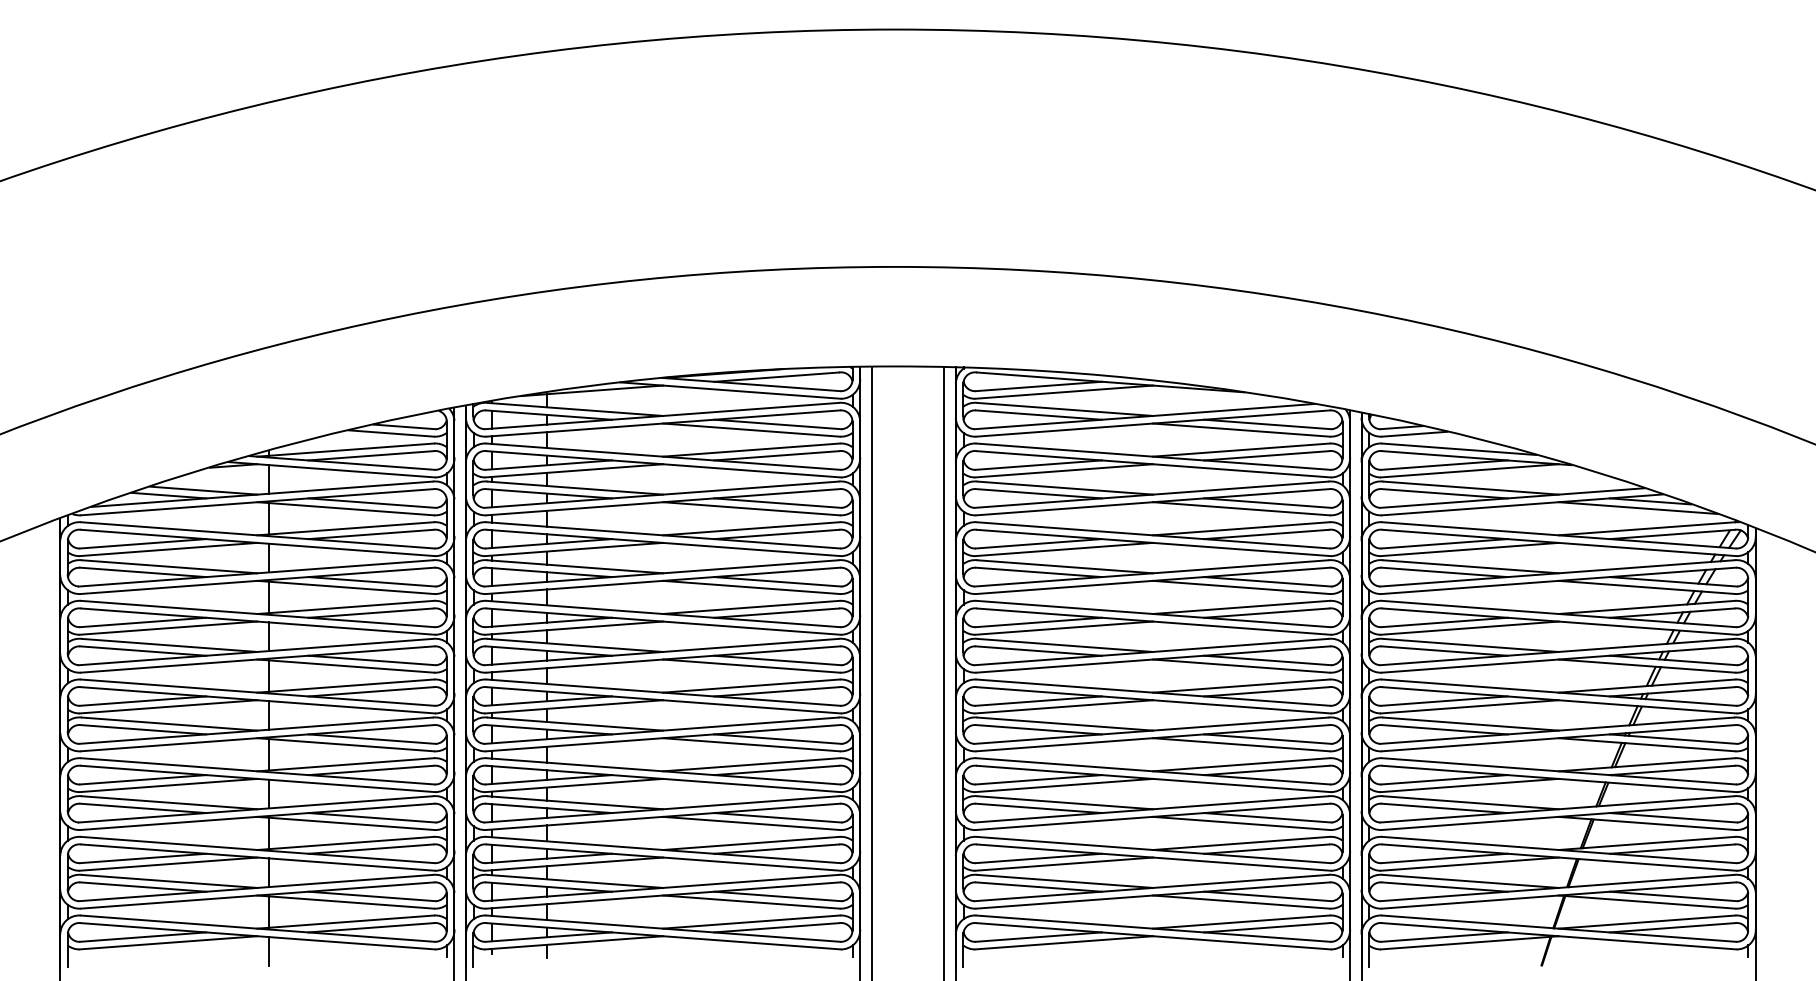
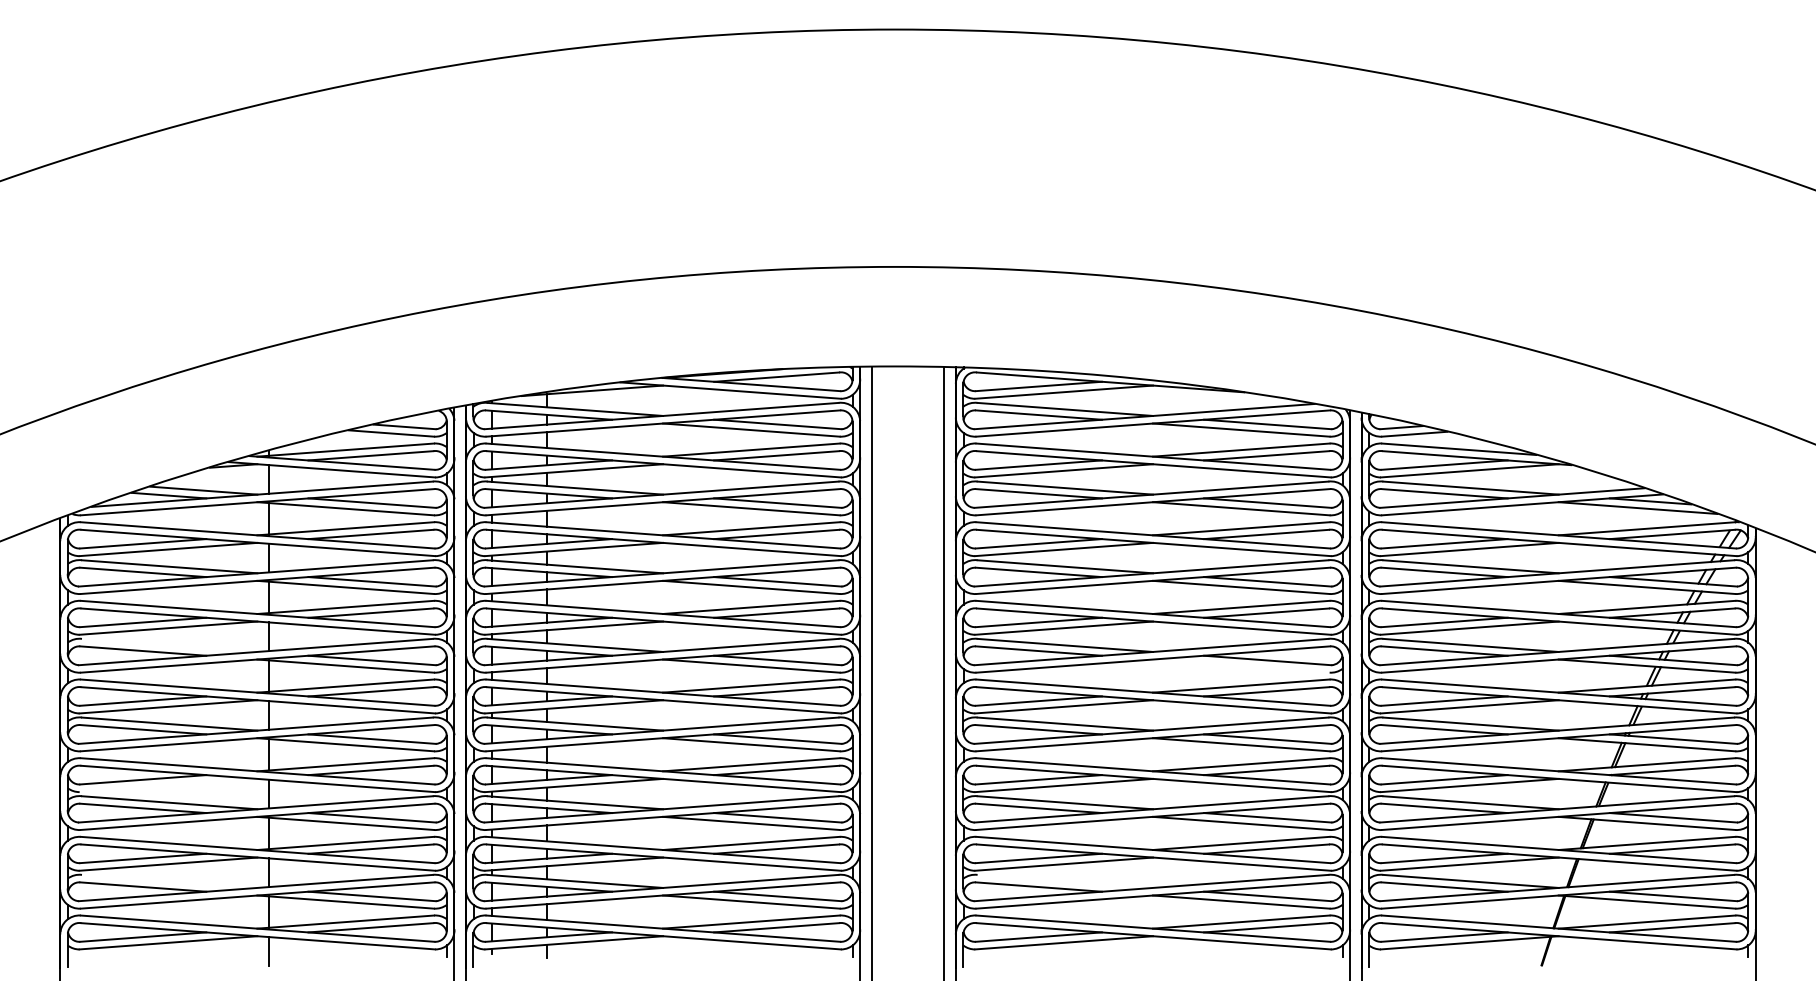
line: present -> none (169, 644)
line: present -> none (1241, 665)
line: present -> none (168, 785)
line: present -> none (169, 880)
line: present -> none (1065, 880)
